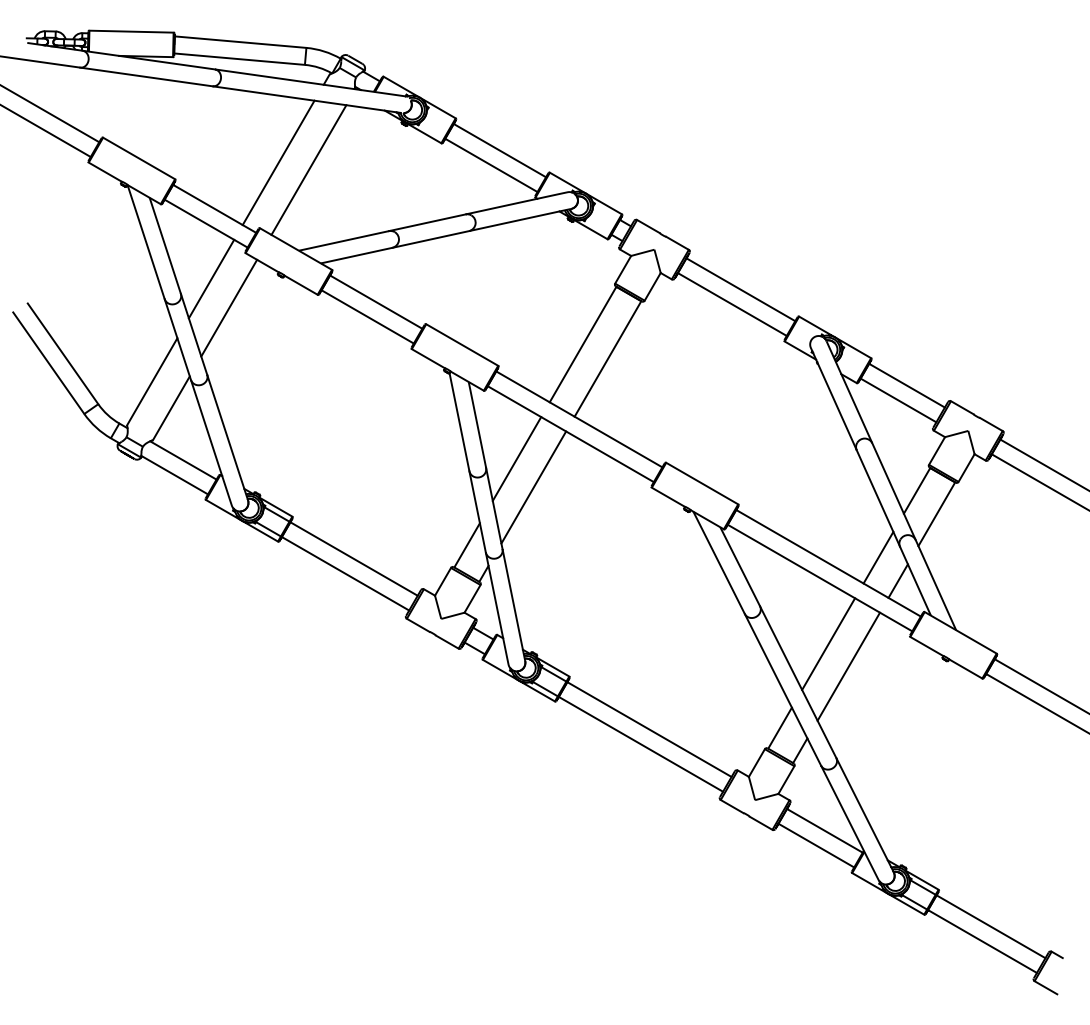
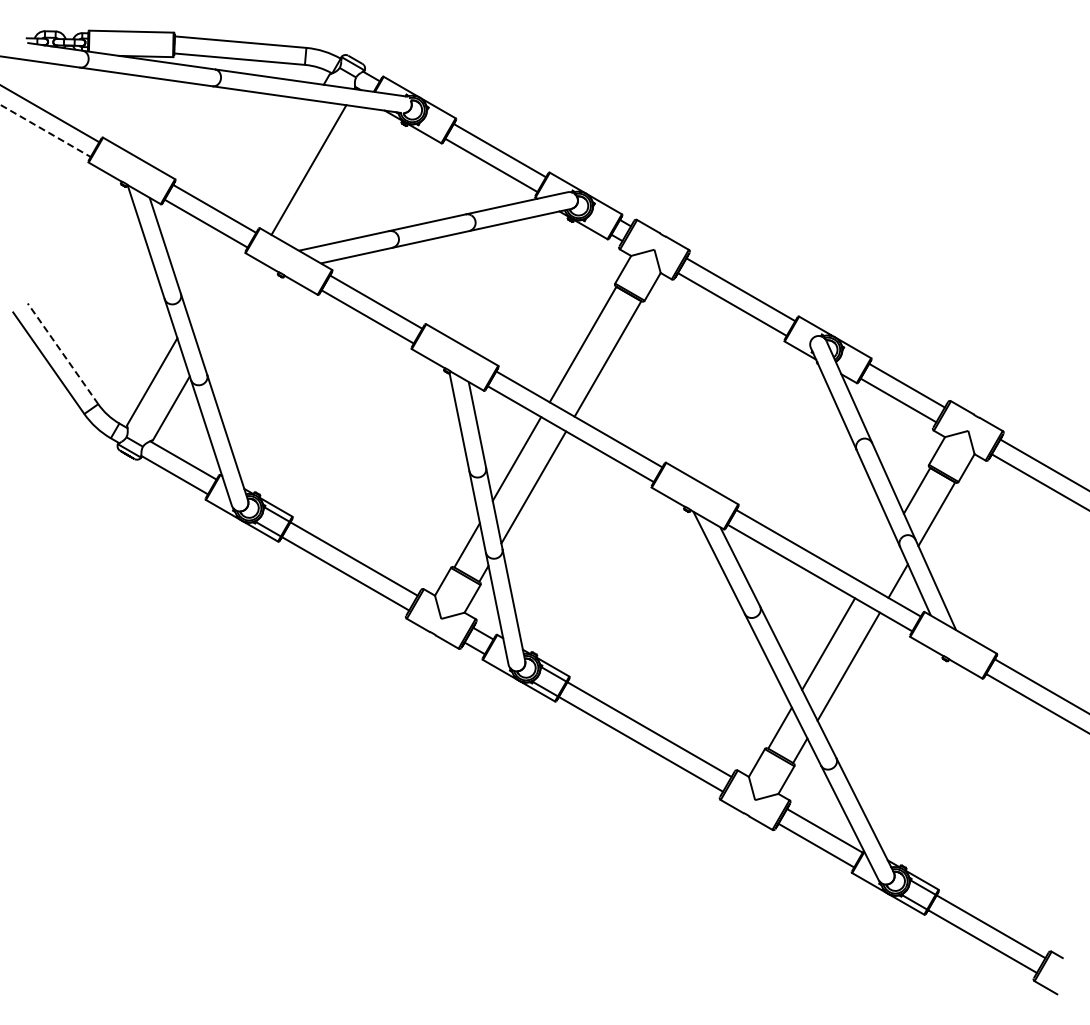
line: solid -> dashed (45, 131)
line: present -> none (278, 162)
line: present -> none (211, 278)
line: present -> none (229, 307)
line: solid -> dashed (62, 353)
line: present -> none (878, 557)
